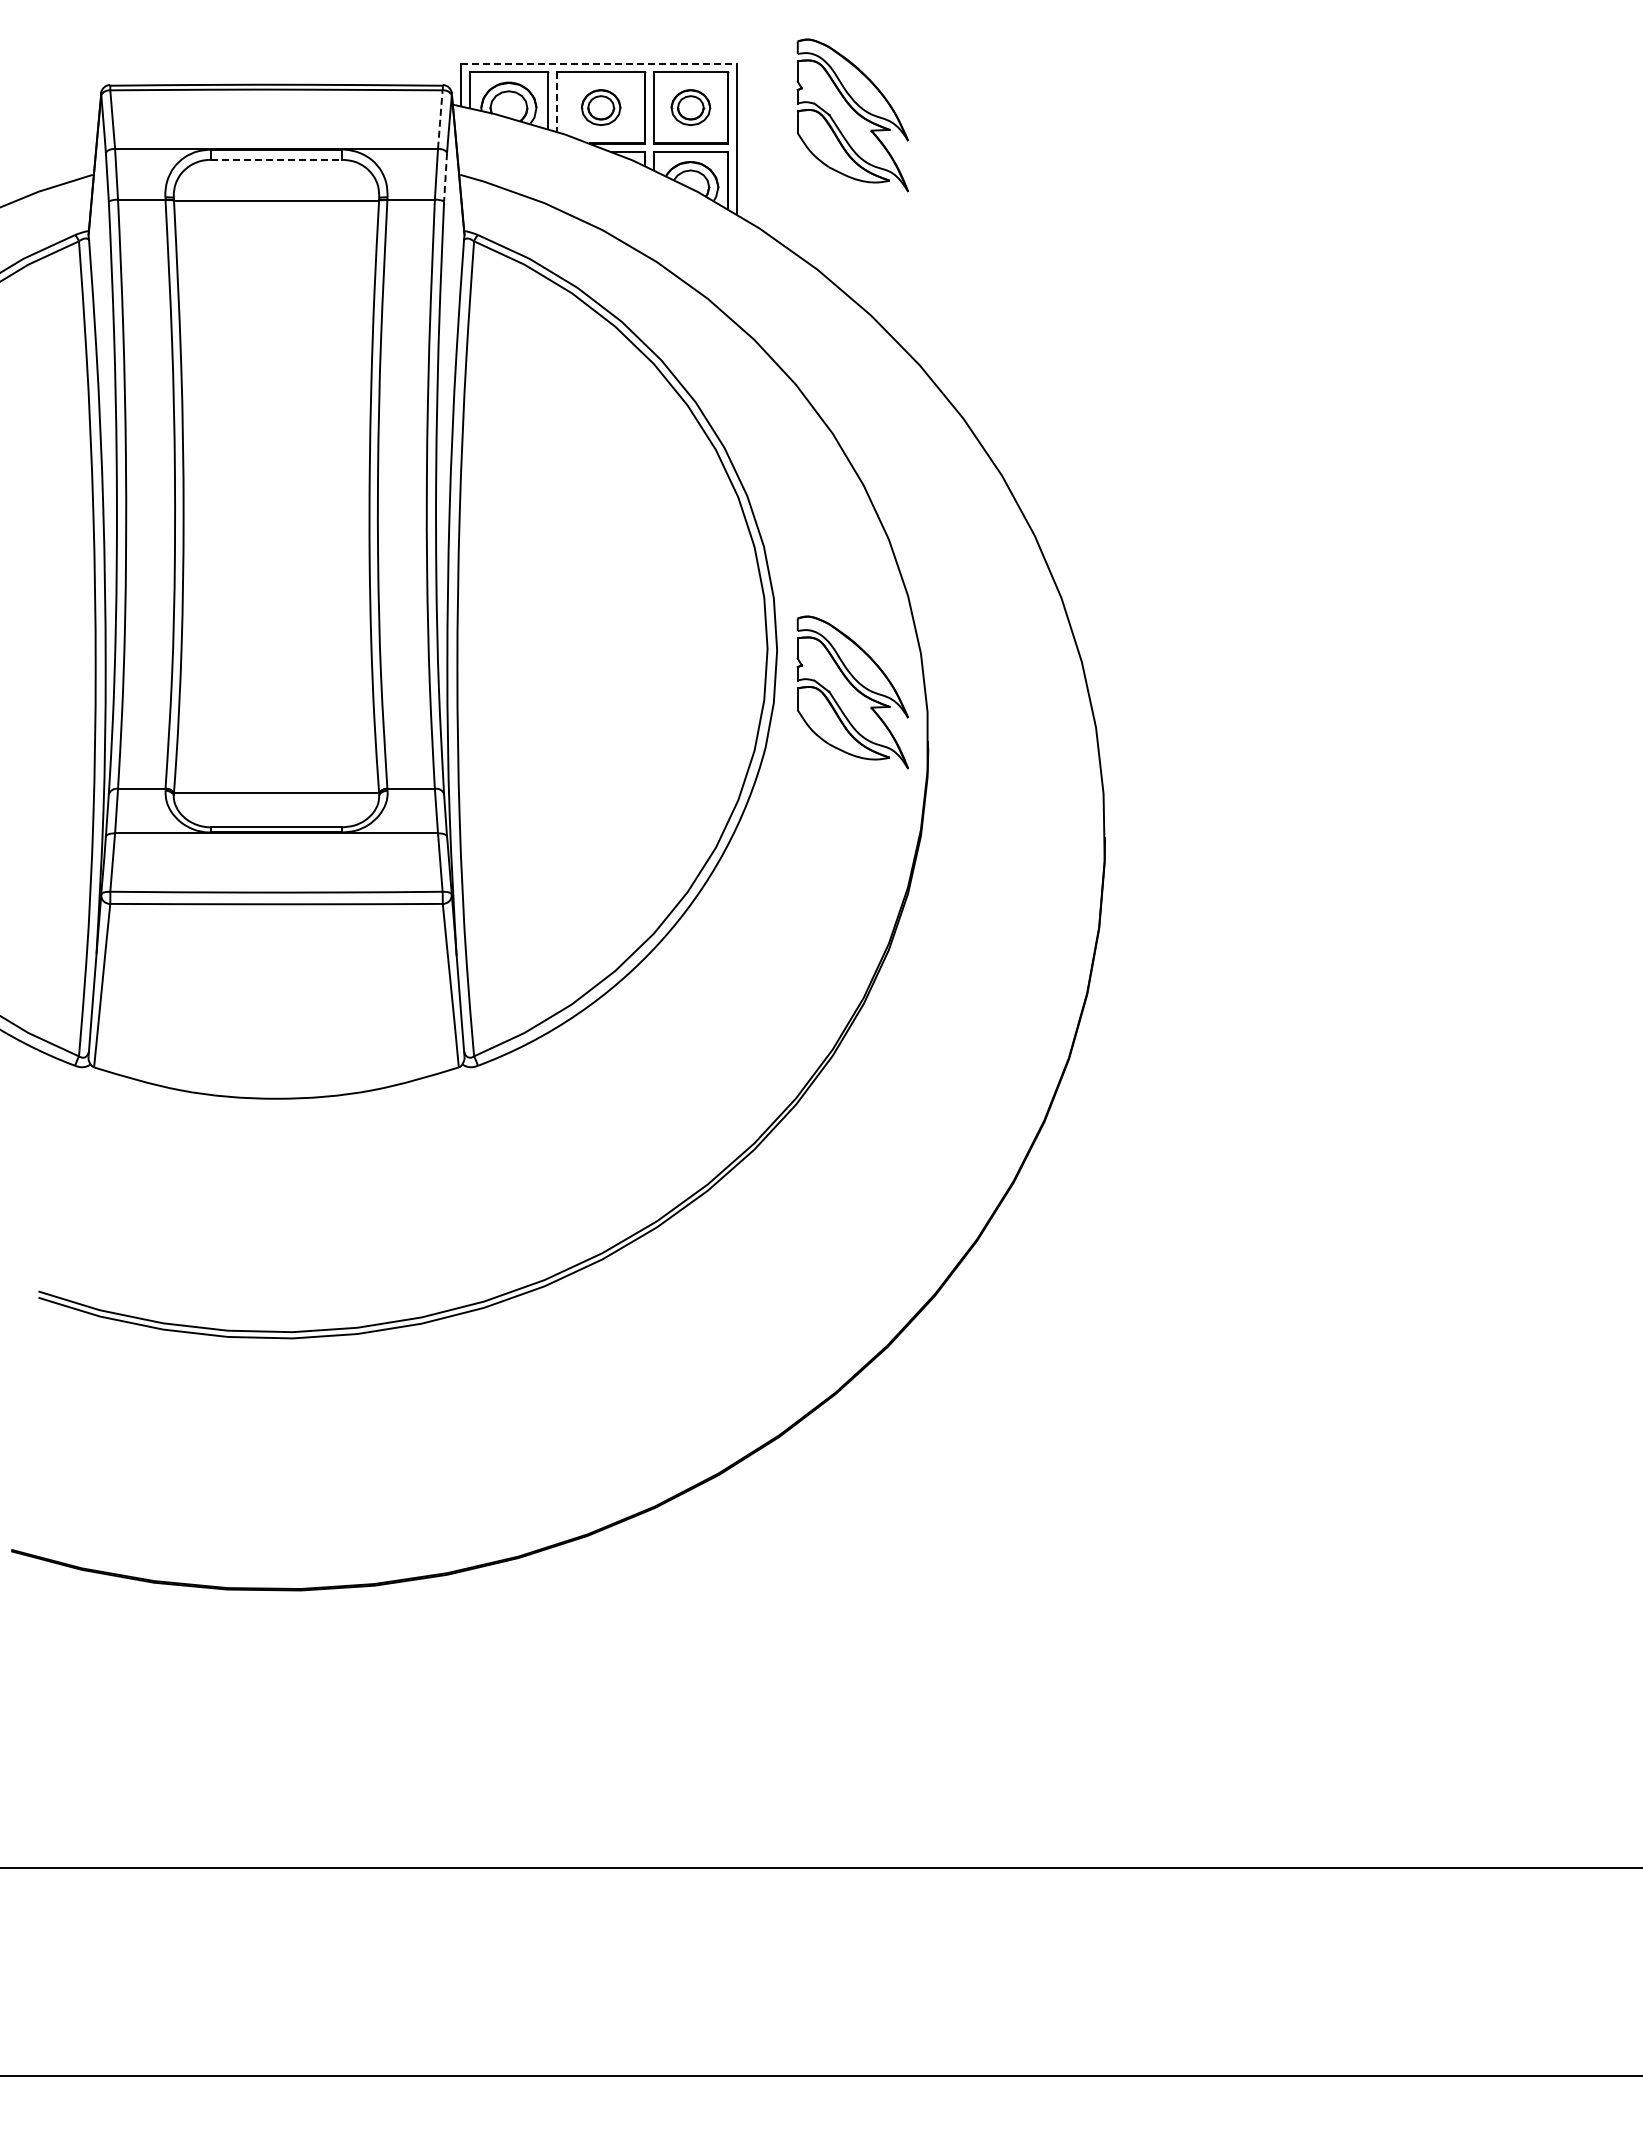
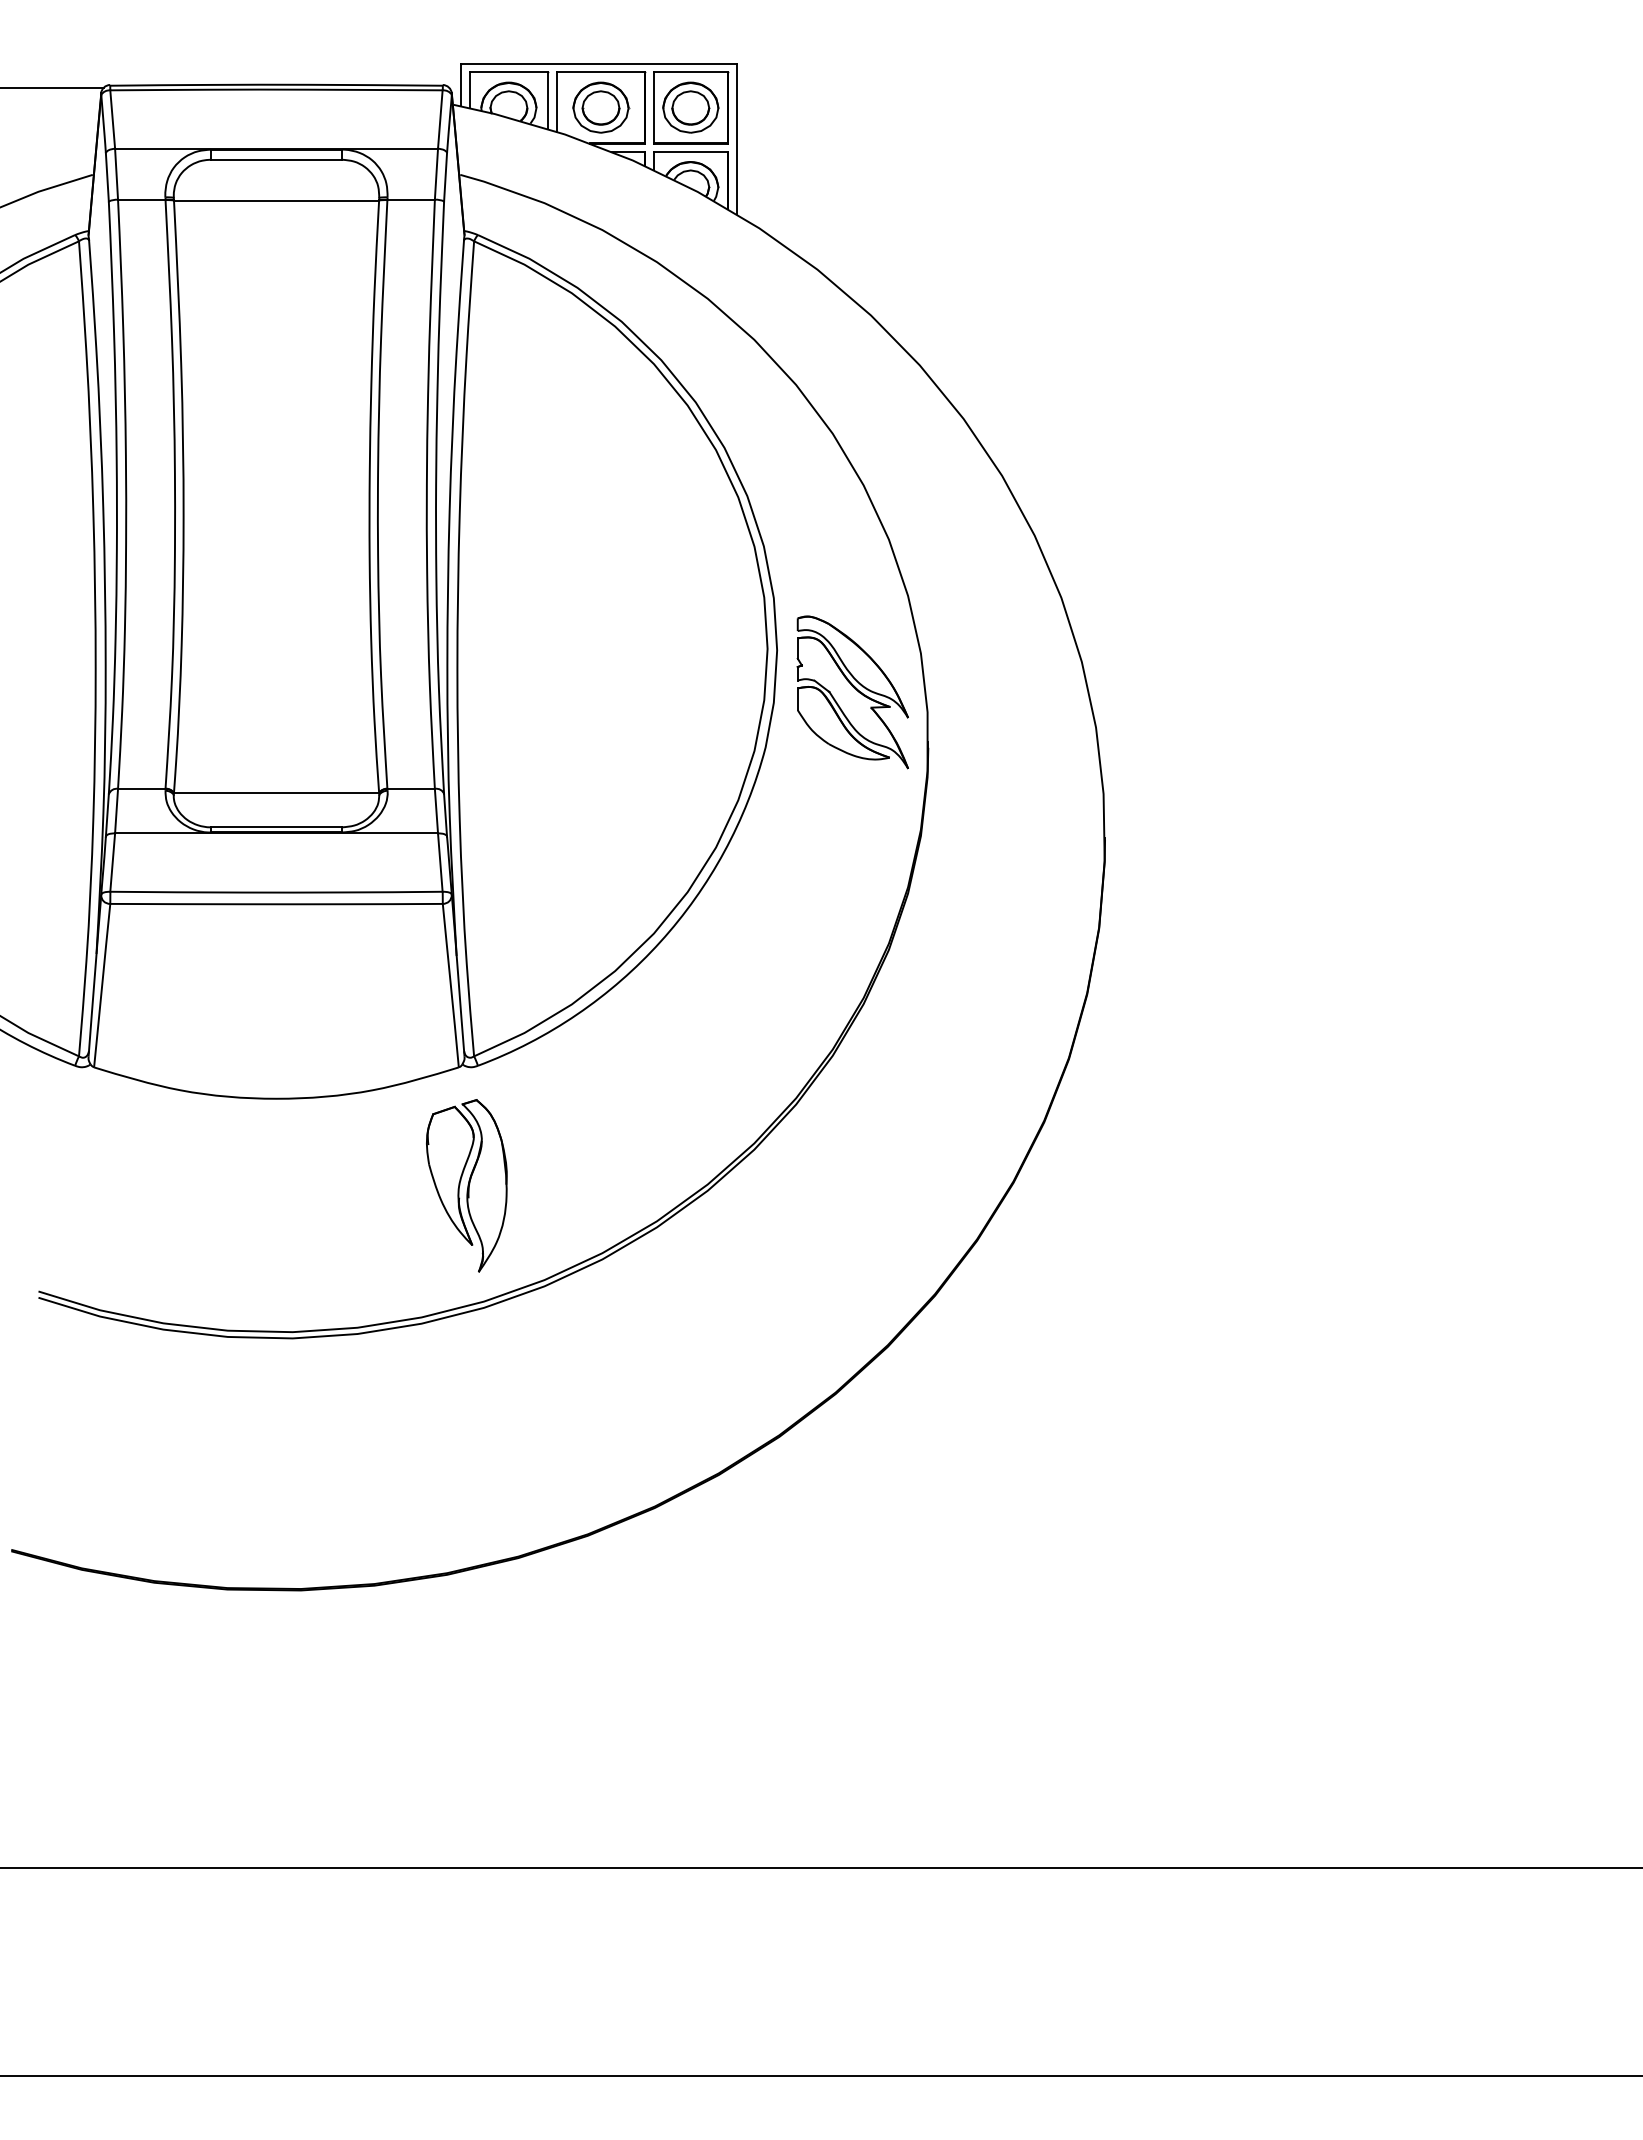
line: dashed -> solid (599, 64)
line: none -> present (53, 87)
line: dashed -> solid (557, 102)
part size: 42x37 px -> 59x53 px (601, 107)
part size: 42x37 px -> 58x53 px (690, 107)
part: present -> none (852, 115)
line: dashed -> solid (440, 119)
line: dashed -> solid (276, 159)
line: dashed -> solid (445, 177)
part: none -> present (466, 1185)
